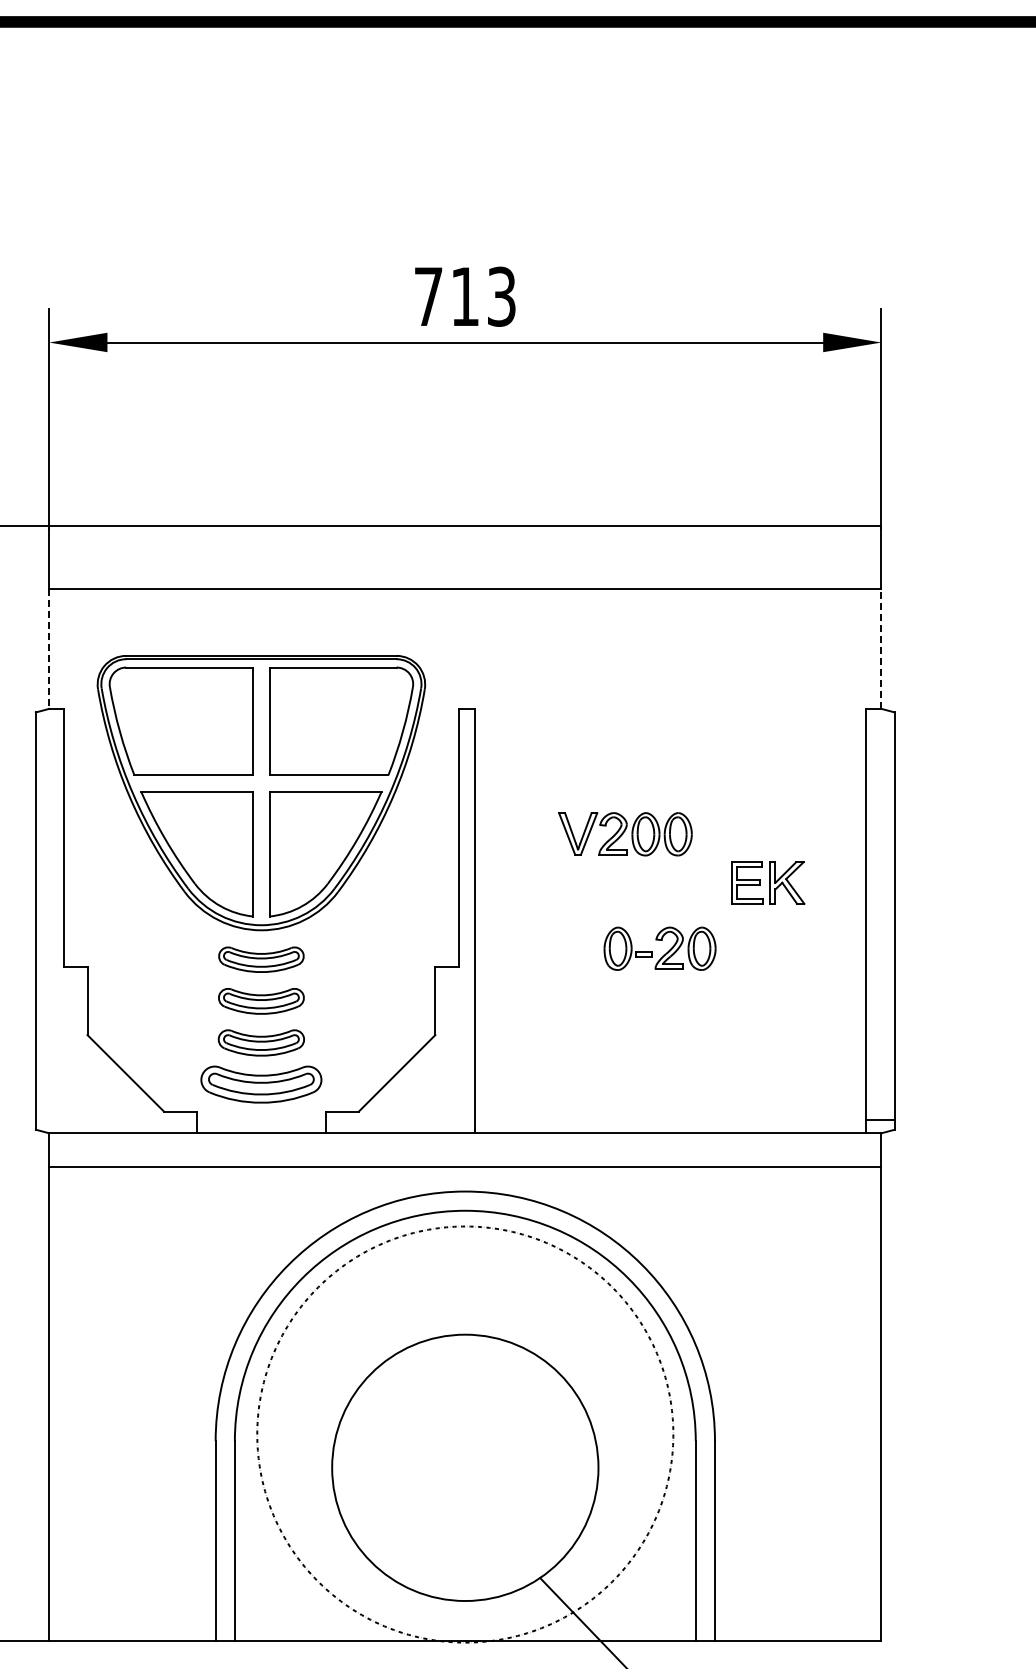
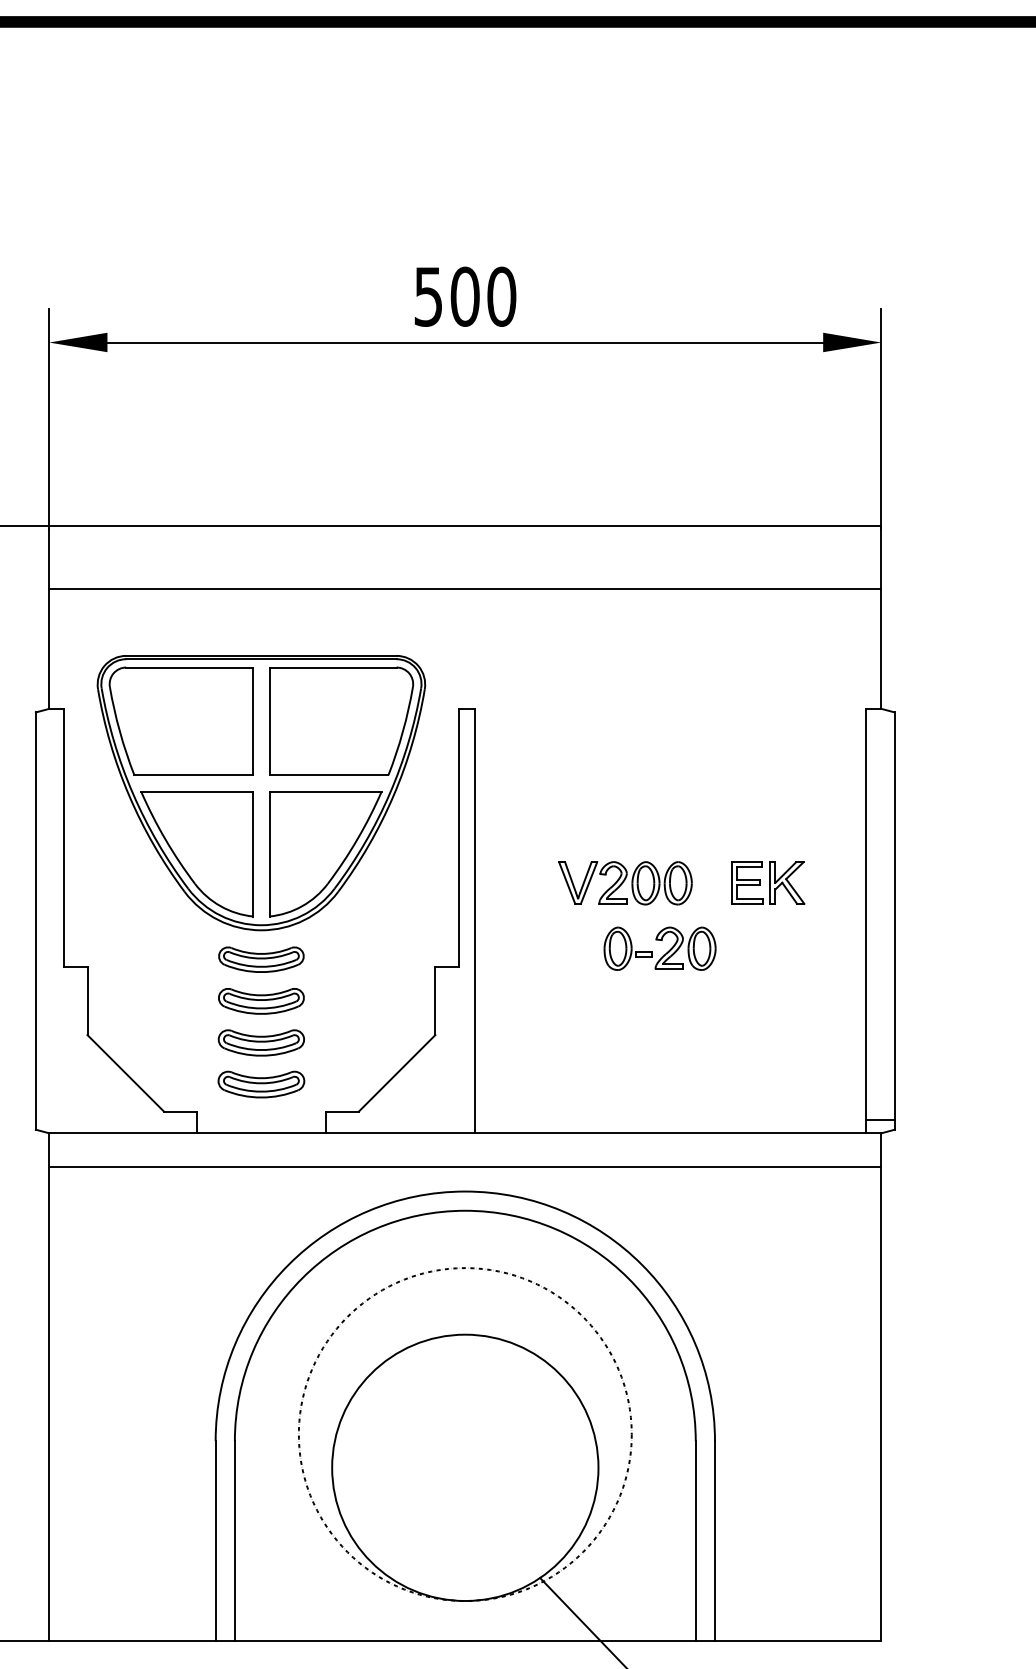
text: 713 -> 500 (465, 296)
line: dashed -> solid (49, 648)
line: dashed -> solid (881, 648)
part position: (625, 834) -> (625, 883) (625, 883)
part size: 123x39 px -> 89x29 px (261, 1084)
circle diameter: 416 px -> 333 px (464, 1434)
